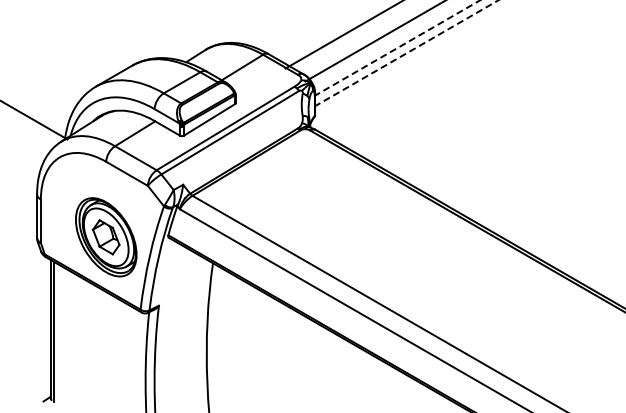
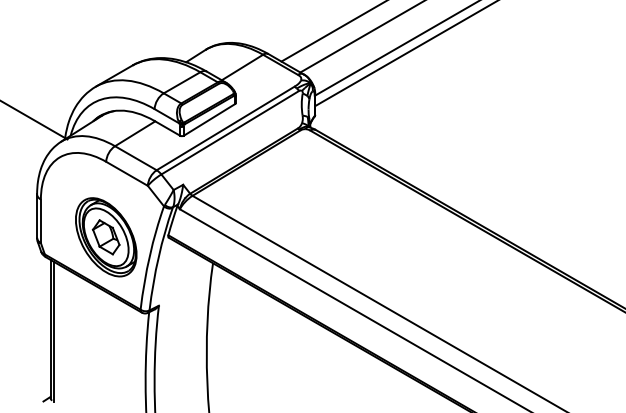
line position: (342, 35) -> (332, 31) (332, 31)
line position: (373, 41) -> (360, 37) (360, 37)
line: dashed -> solid (397, 48)
line: dashed -> solid (407, 53)
